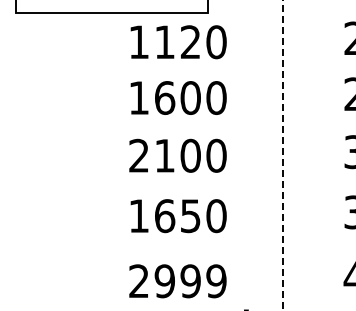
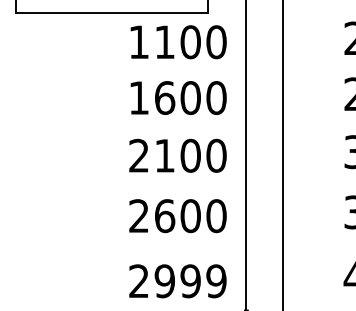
text: 1120 -> 1100 (190, 42)
line: none -> present (246, 154)
line: dashed -> solid (283, 155)
text: 1650 -> 2600 (164, 216)
